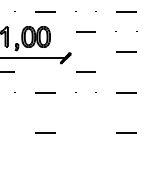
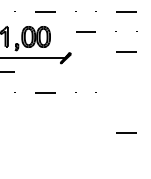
line: present -> none (85, 71)
line: present -> none (126, 92)
line: present -> none (45, 132)
